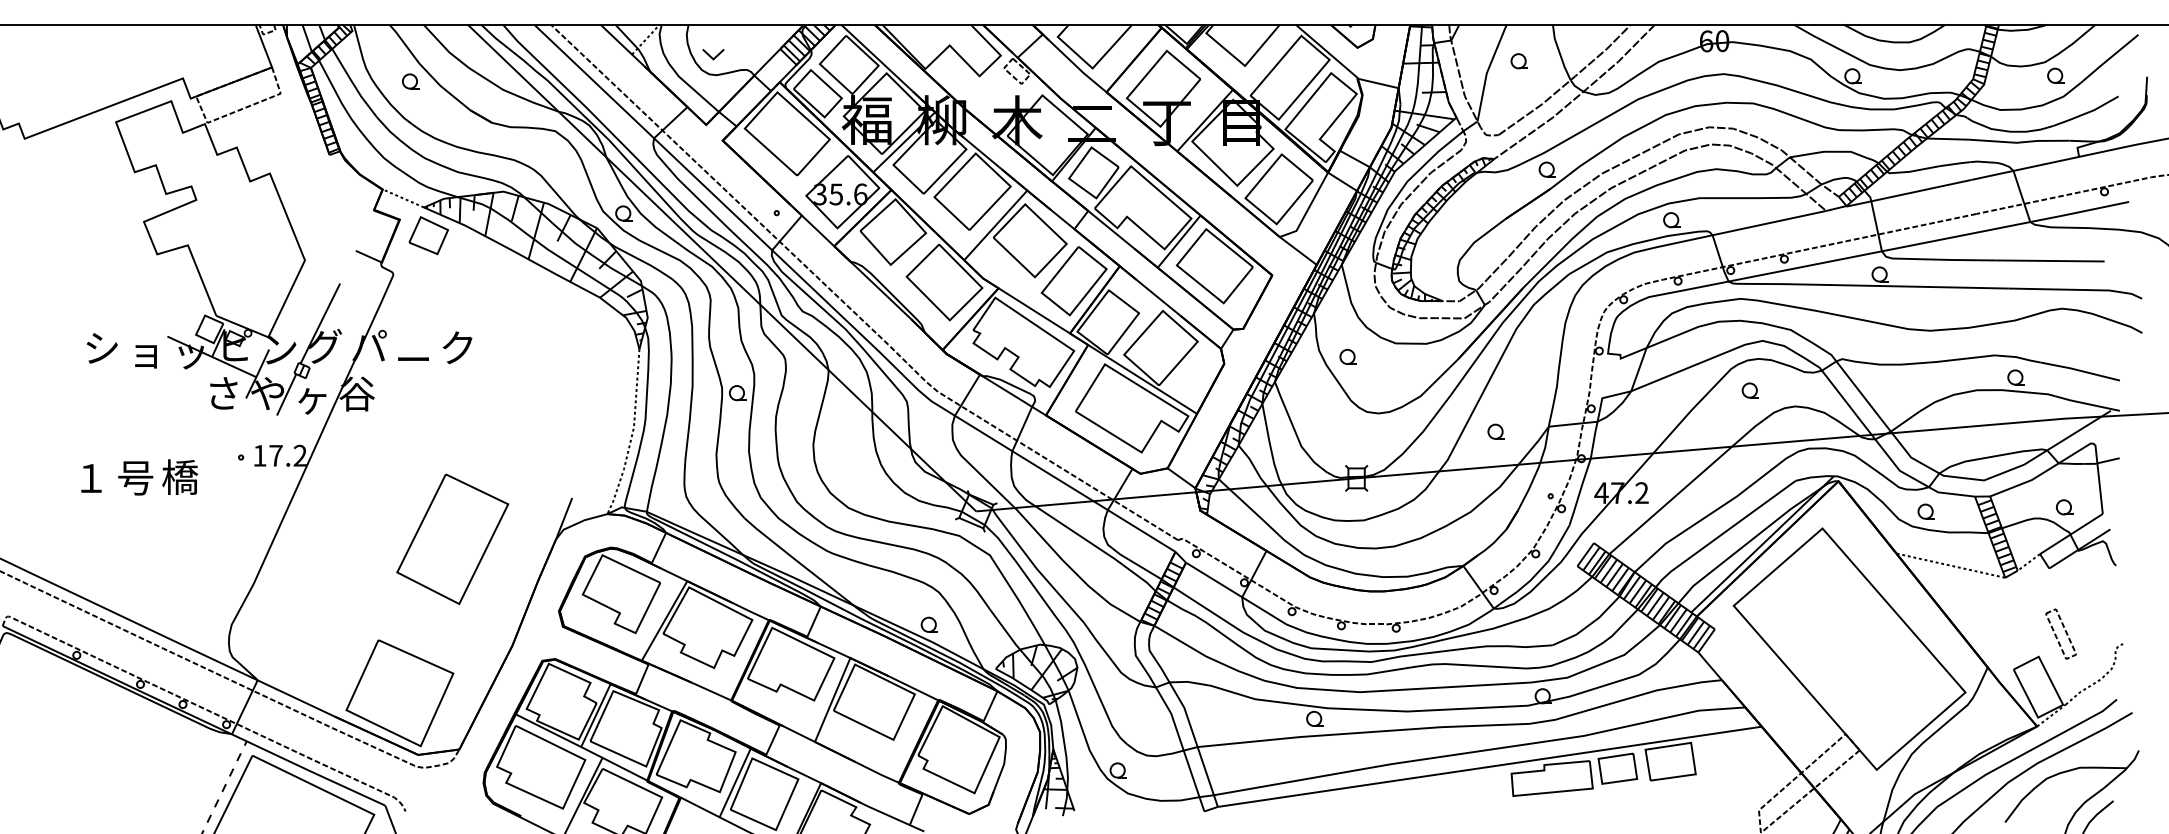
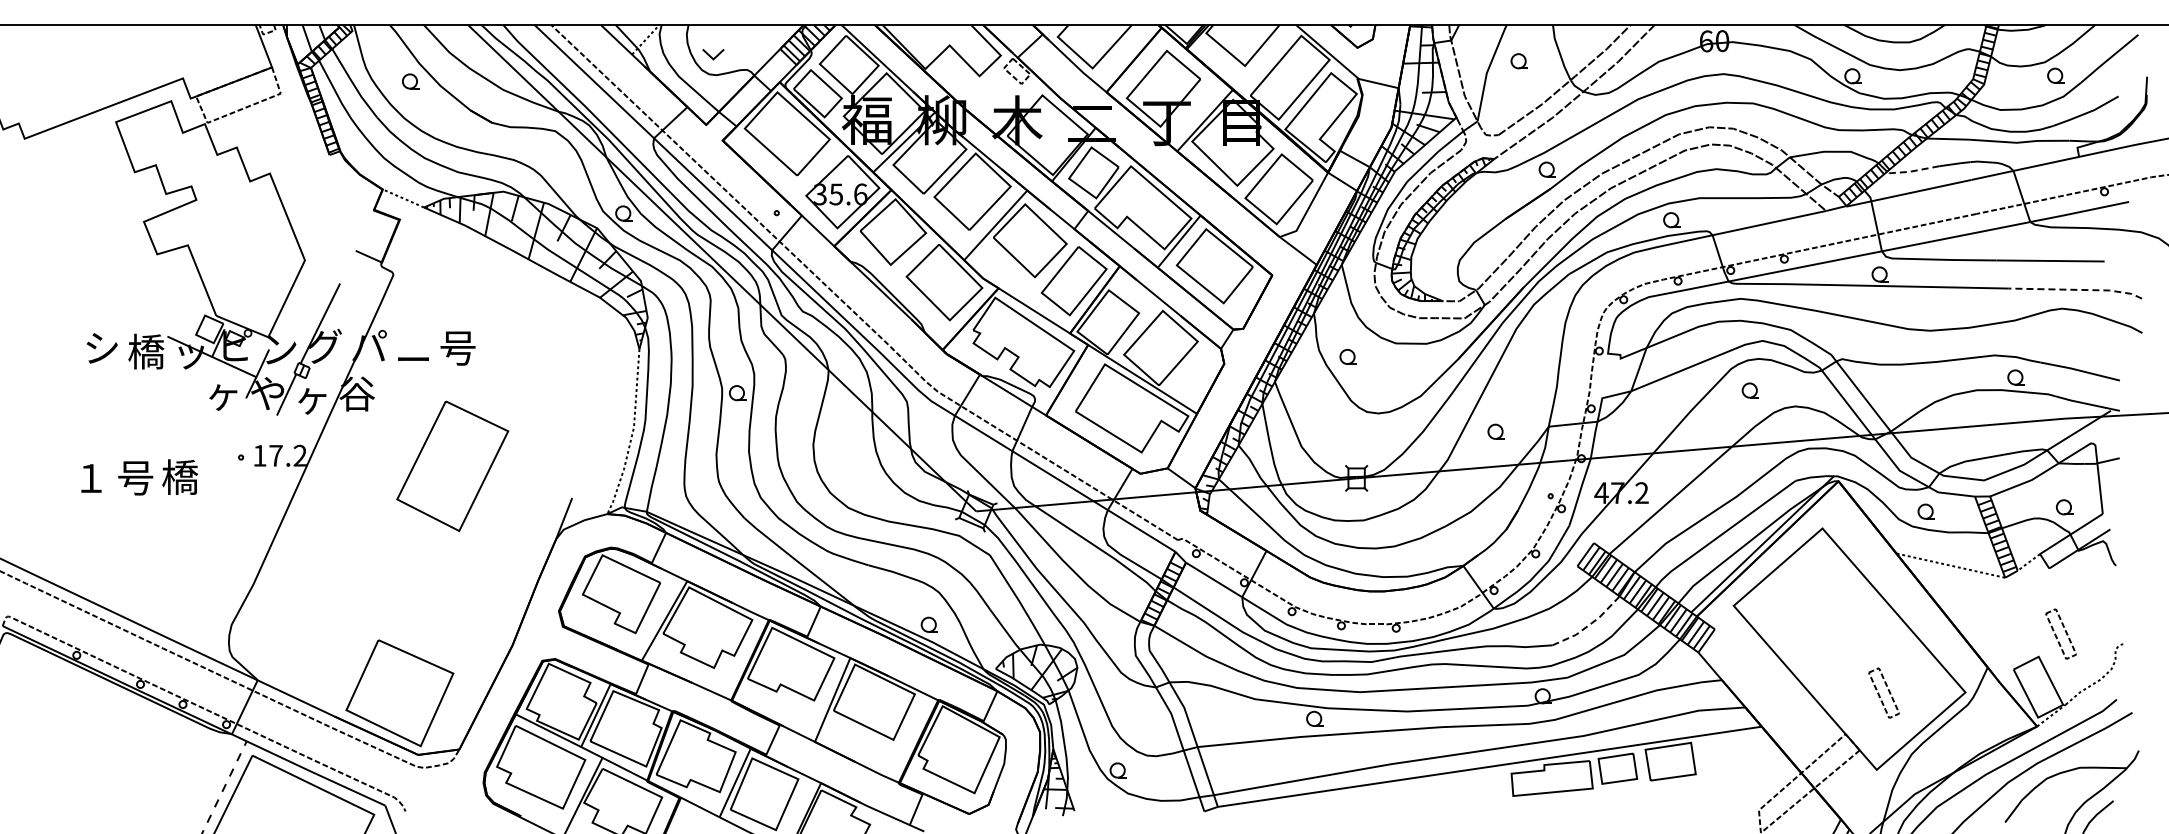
line: solid -> dashed (1912, 171)
part: present -> none (428, 235)
line: solid -> dashed (2077, 289)
text: ク -> 号 (457, 348)
text: ョ -> 橋 (146, 351)
text: さ -> ヶ (223, 393)
part position: (452, 539) -> (452, 466) (452, 466)
line: solid -> dashed (1589, 624)
part: none -> present (1883, 692)
